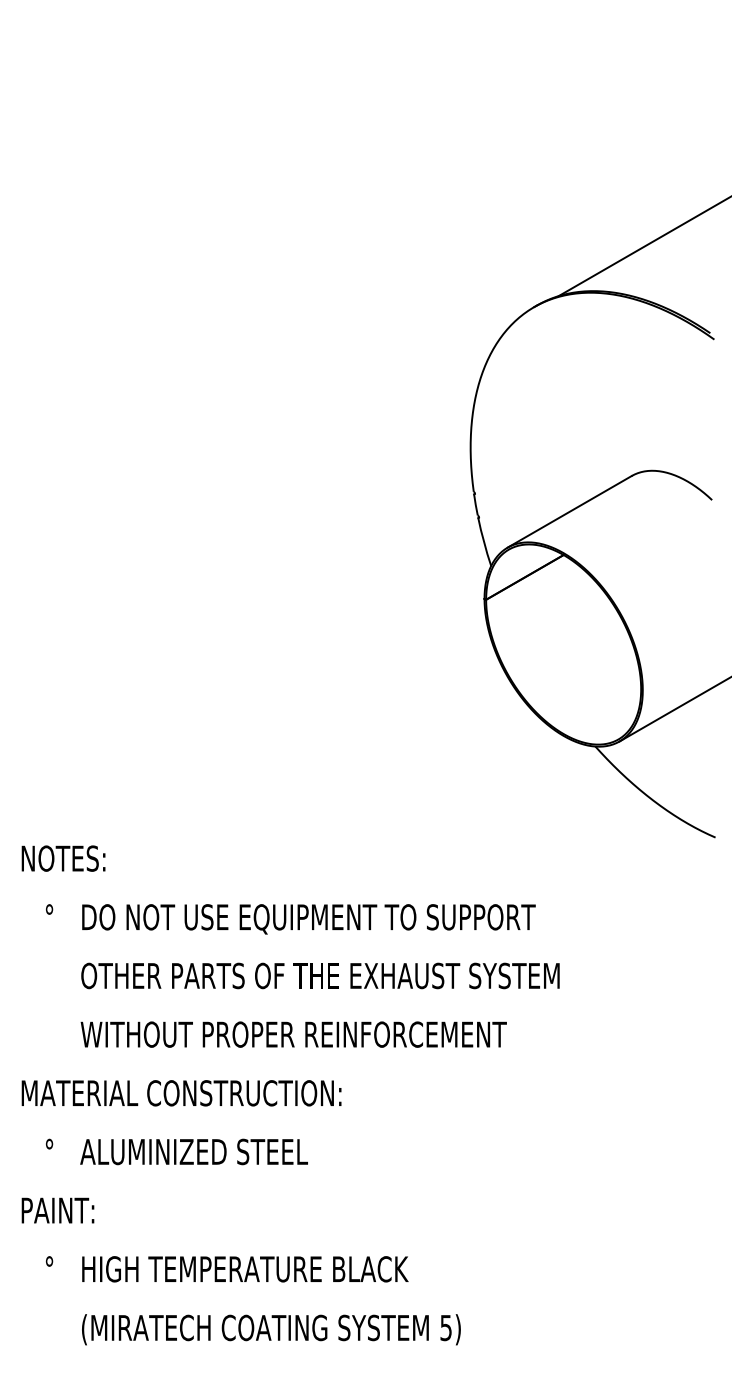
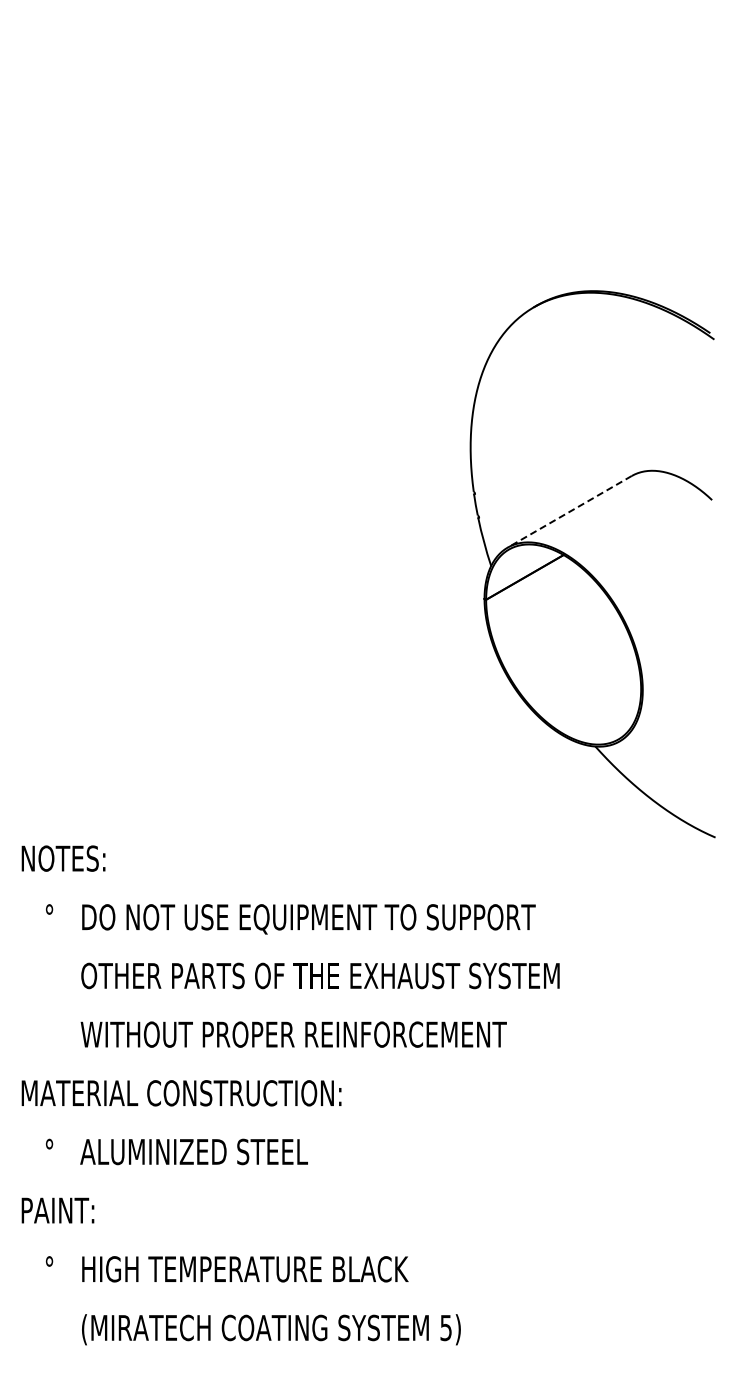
line: present -> none (643, 246)
line: solid -> dashed (569, 511)
line: present -> none (673, 709)
